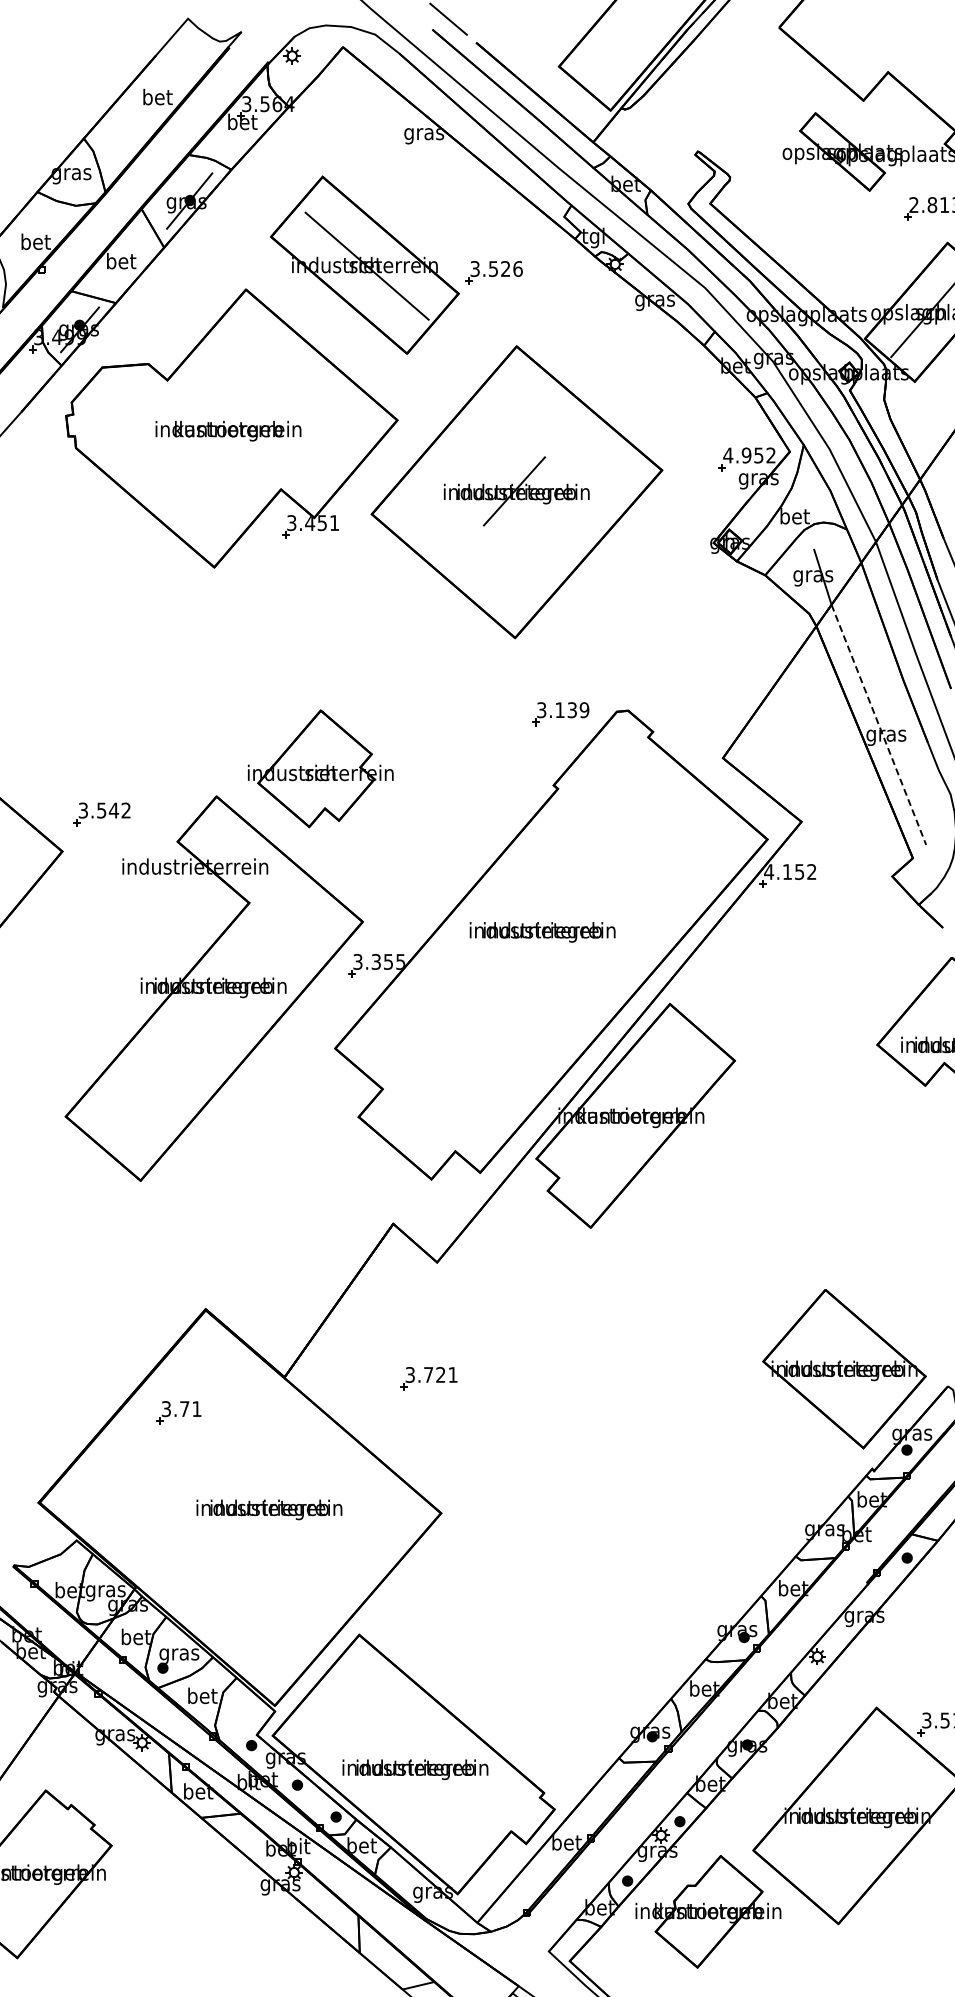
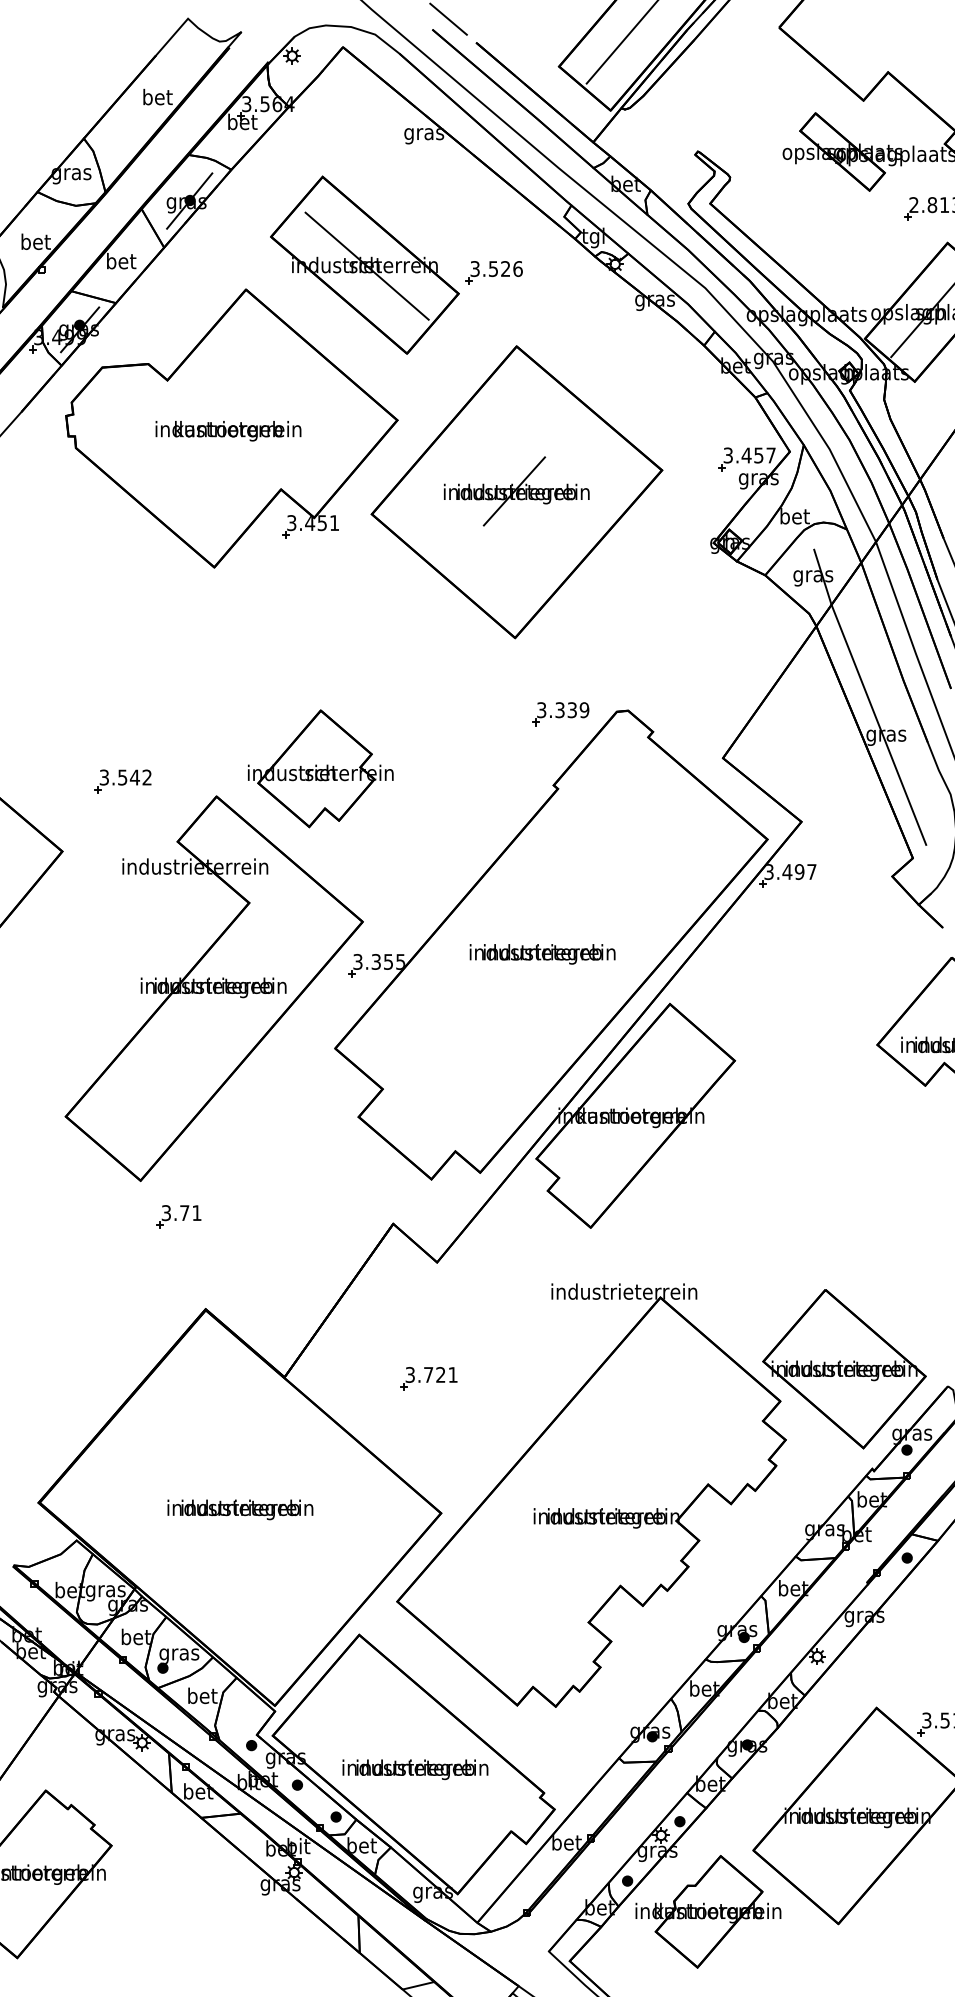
line: none -> present (621, 42)
text: 4.952 -> 3.457 (749, 455)
text: 3.139 -> 3.339 (559, 710)
line: dashed -> solid (879, 725)
part position: (101, 814) -> (122, 781) (122, 781)
text: 4.152 -> 3.497 (790, 872)
text position: (542, 932) -> (542, 954) (542, 954)
part position: (178, 1412) -> (178, 1216) (178, 1216)
part: none -> present (591, 1495)
text position: (269, 1509) -> (240, 1509) (240, 1509)
